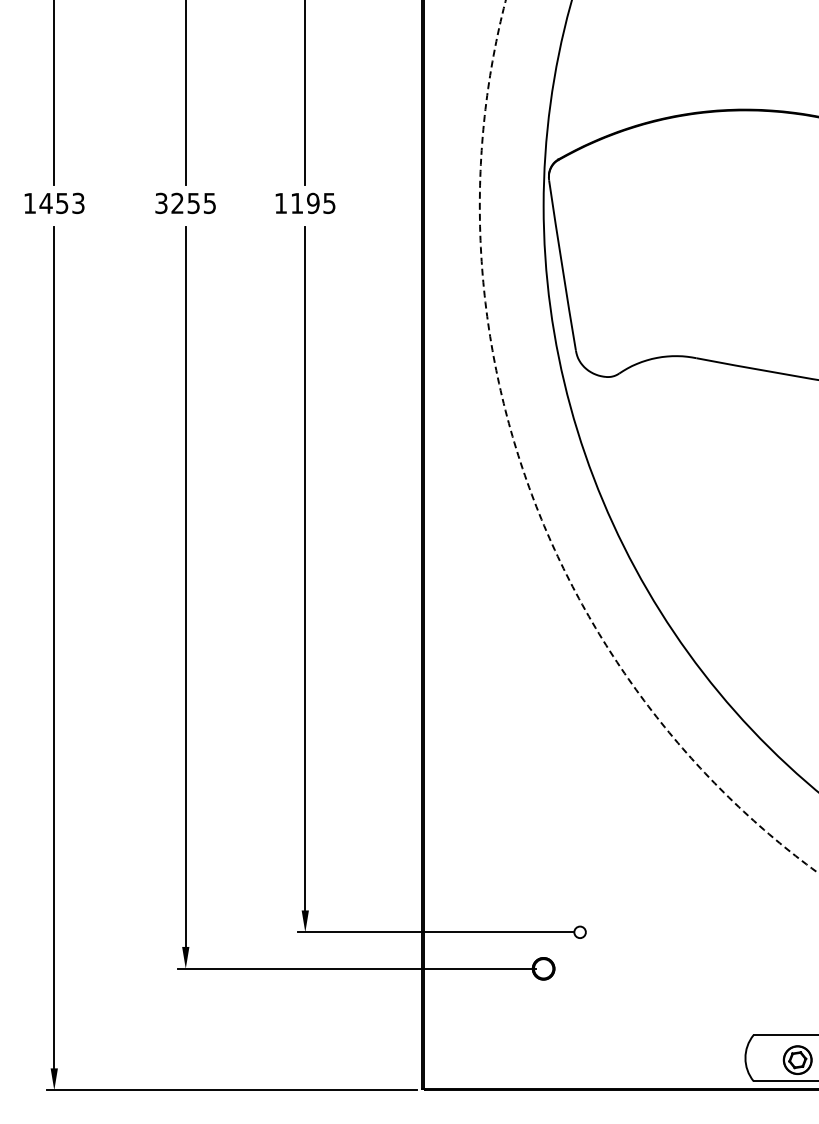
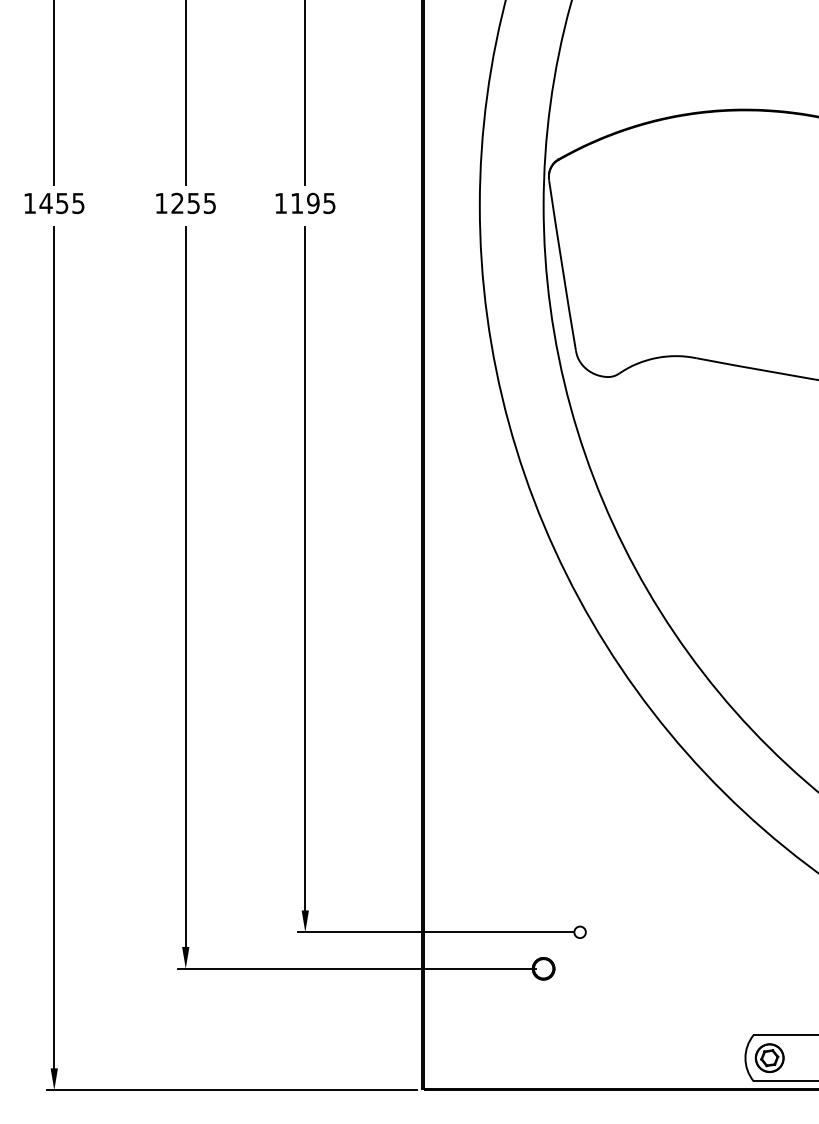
text: 1453 -> 1455 (78, 202)
text: 3255 -> 1255 (161, 203)
arc: dashed -> solid (528, 484)
part position: (797, 1059) -> (769, 1057) (769, 1057)
